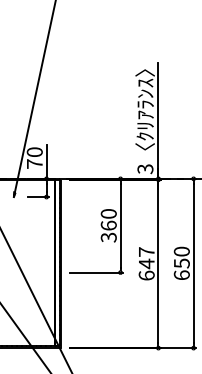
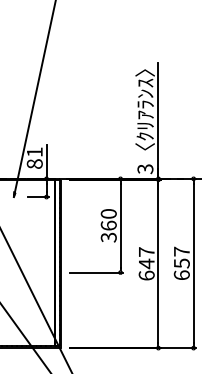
text: 70 -> 81 (34, 157)
text: 650 -> 657 (181, 251)
